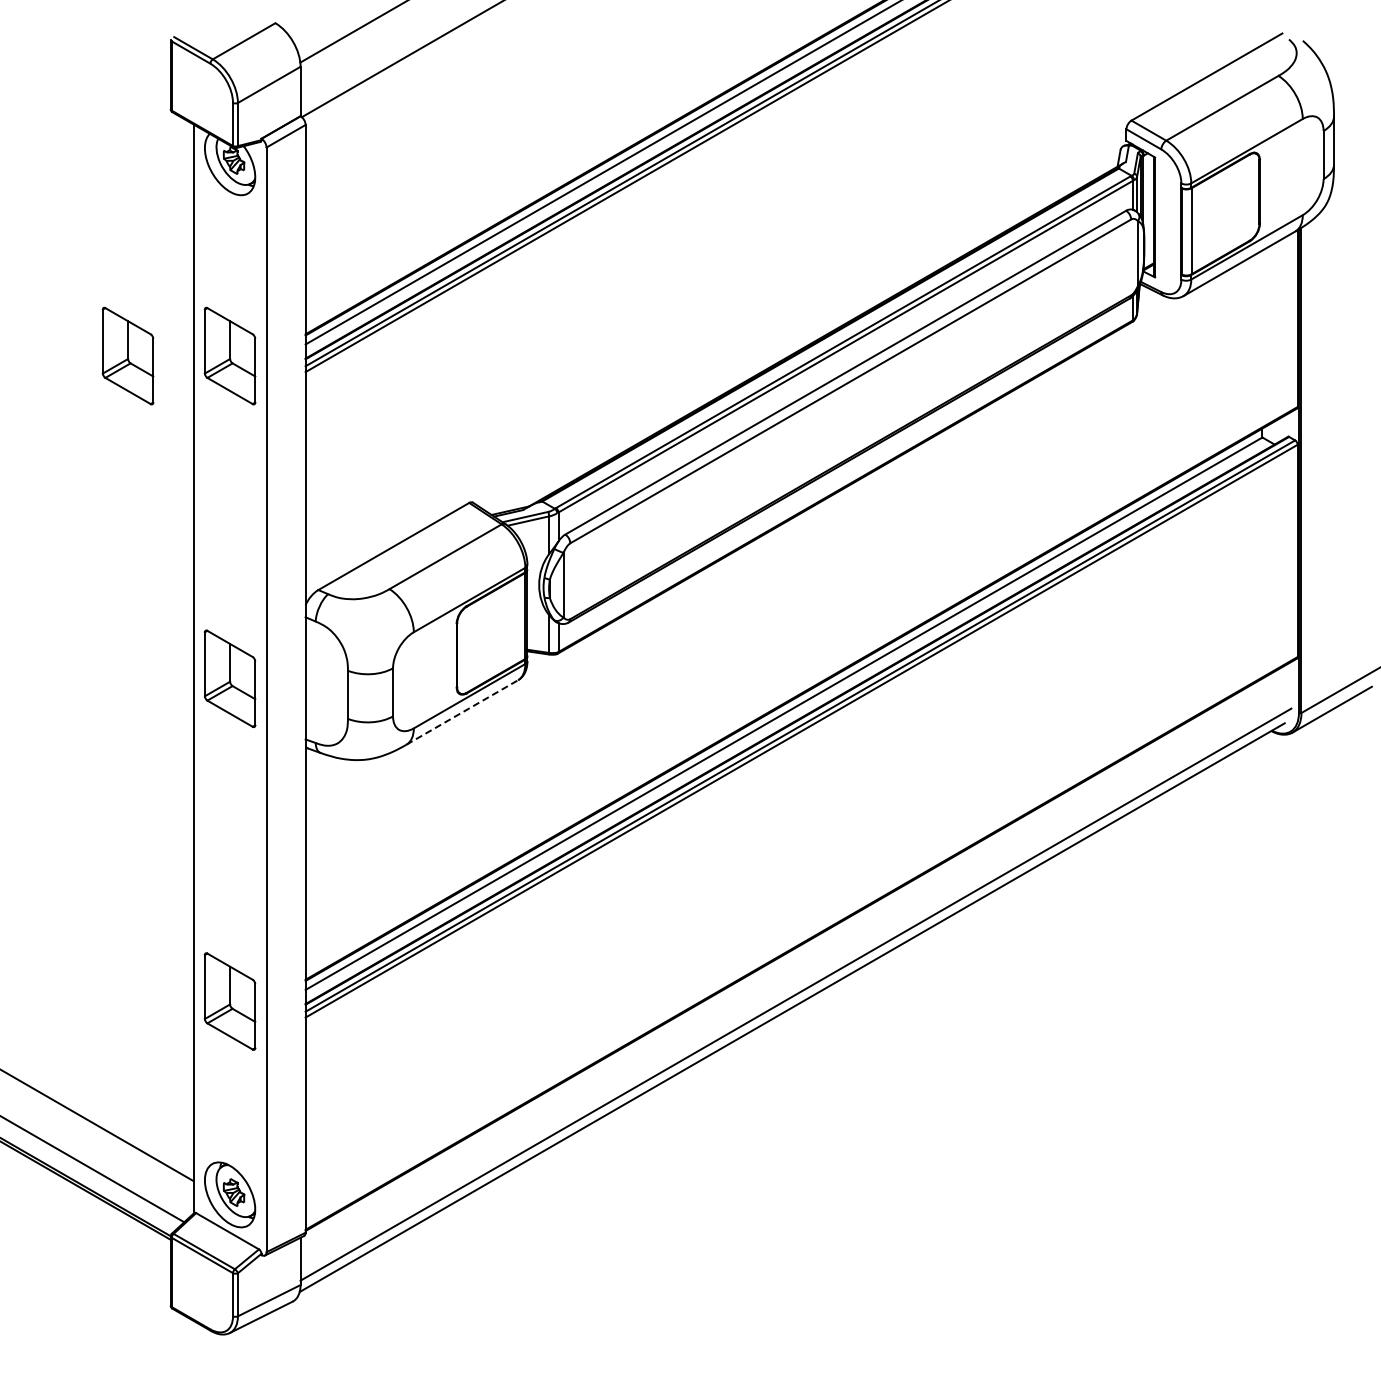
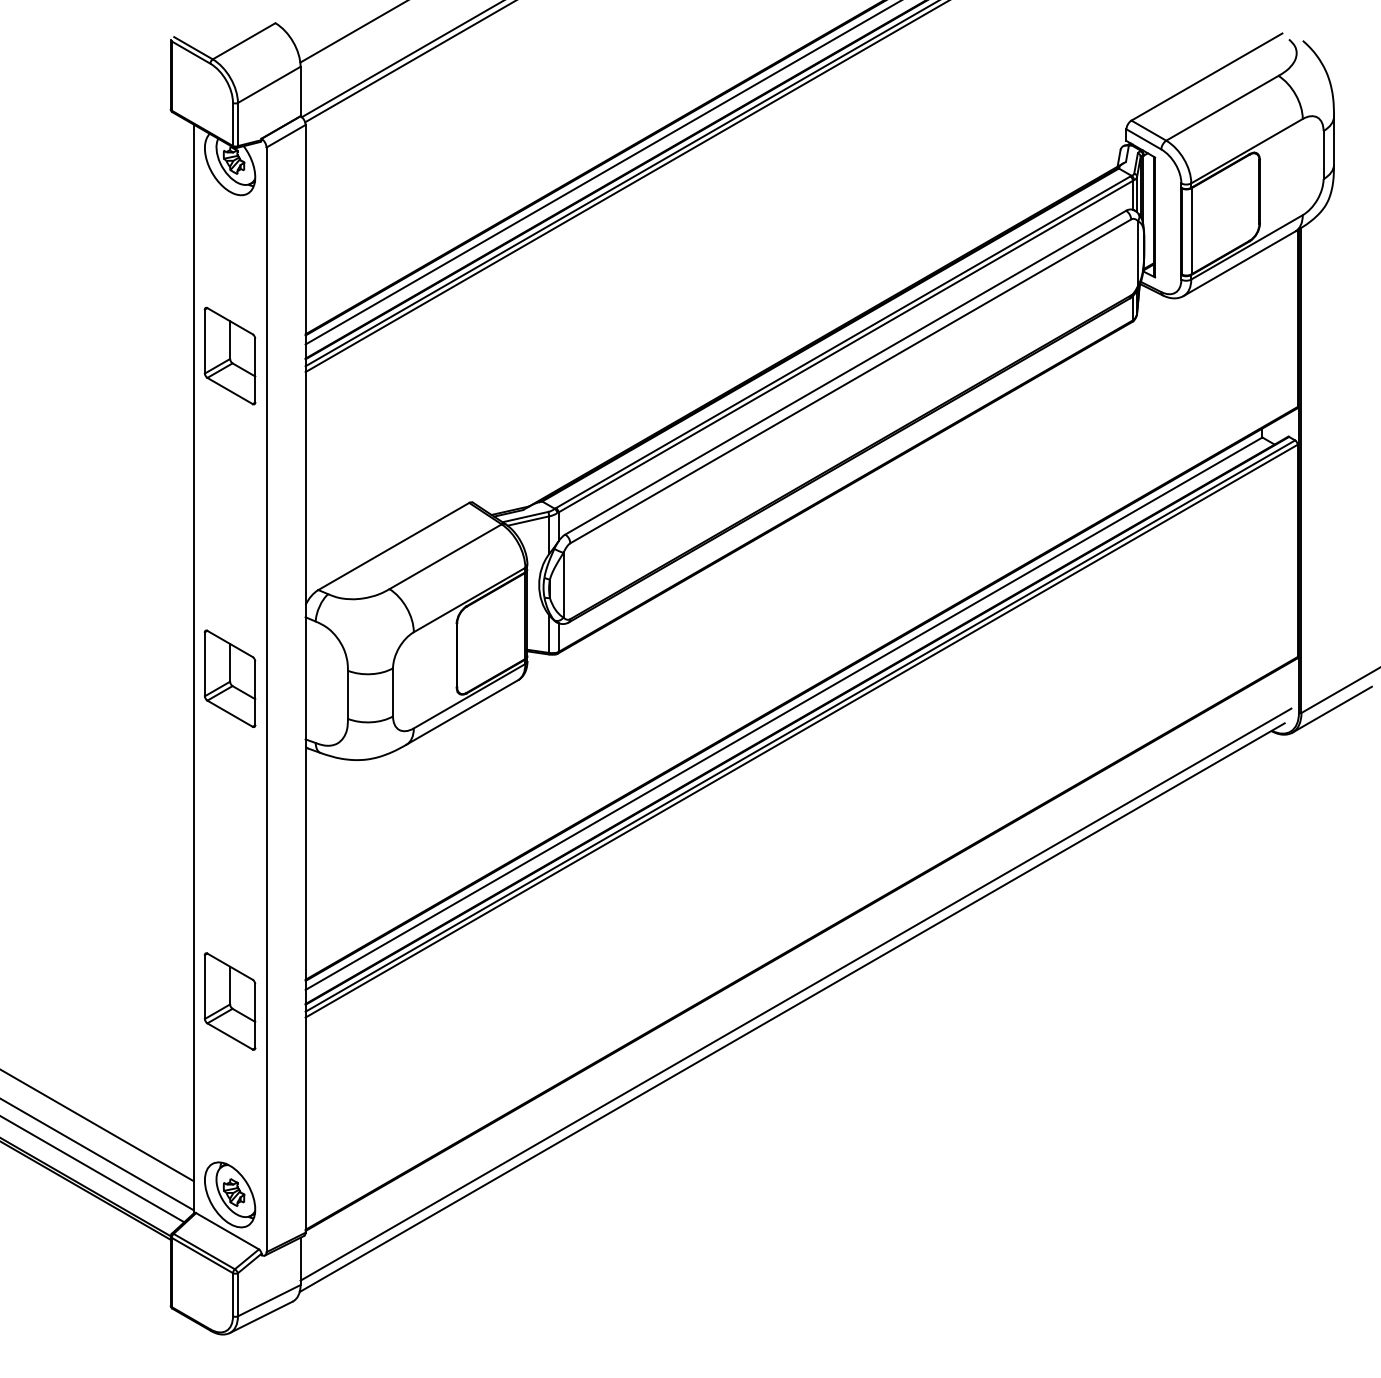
line: none -> present (409, 62)
part: present -> none (127, 355)
line: dashed -> solid (462, 712)
line: none -> present (97, 1154)
